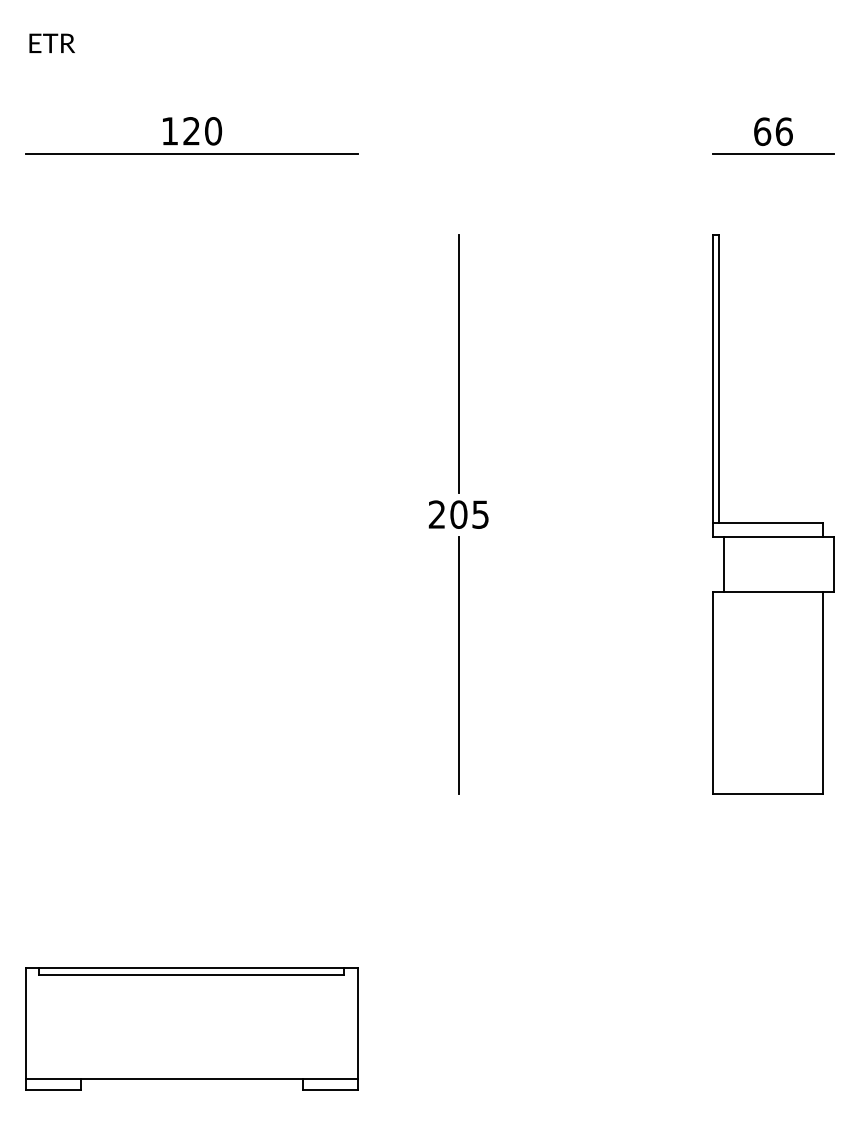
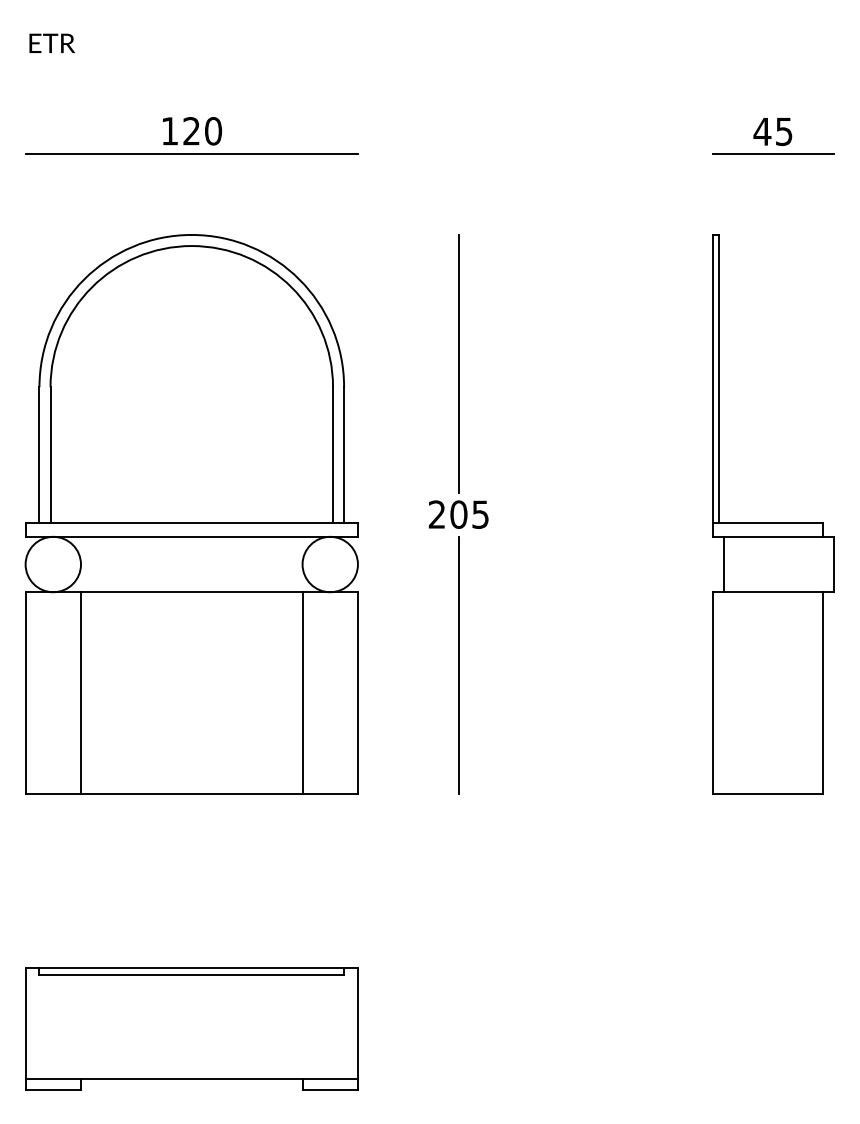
text: 66 -> 45 (772, 131)
part: none -> present (191, 514)
